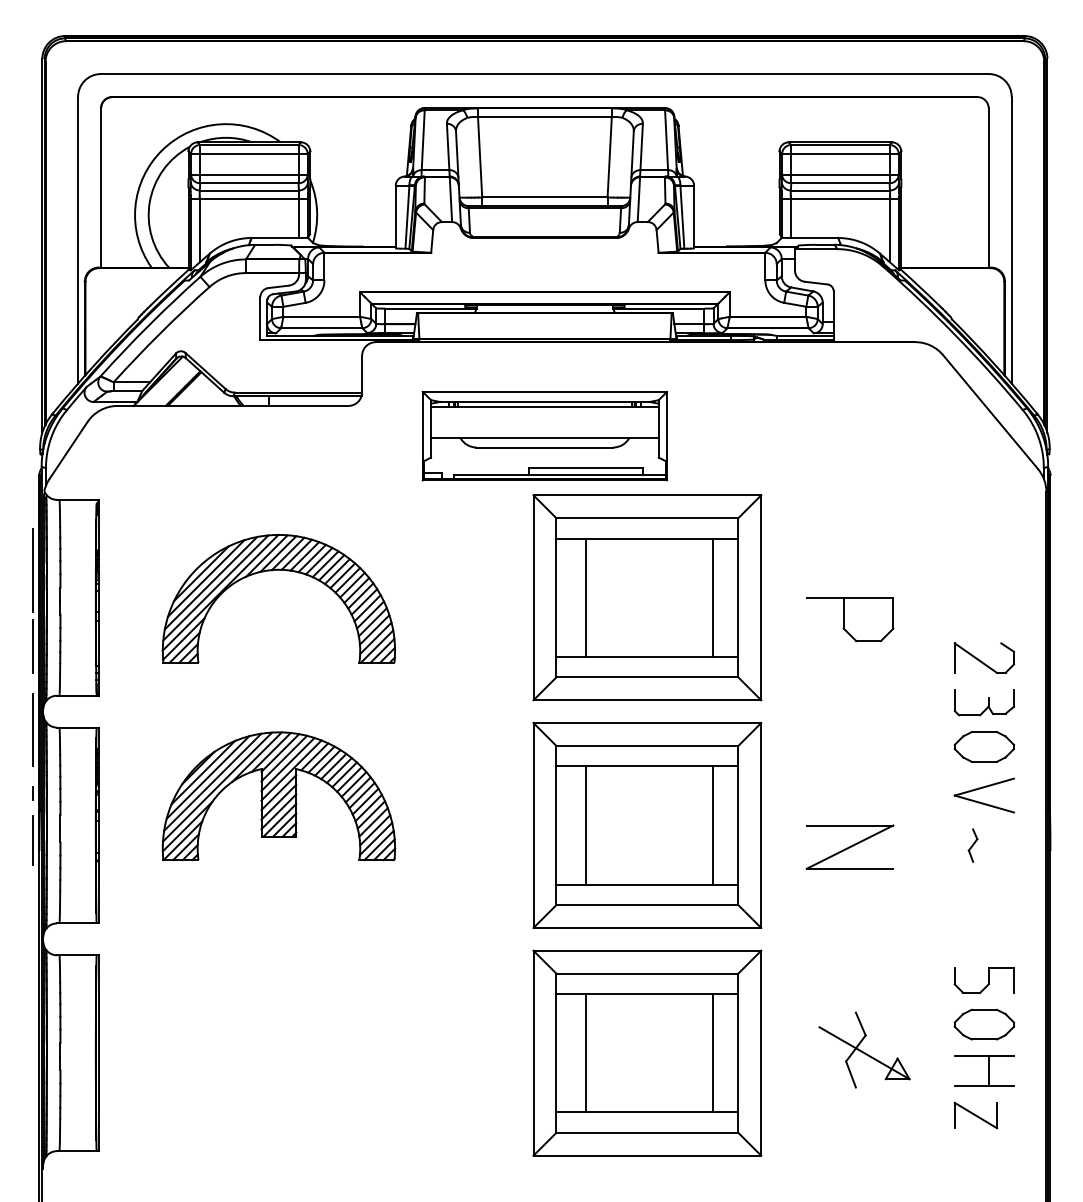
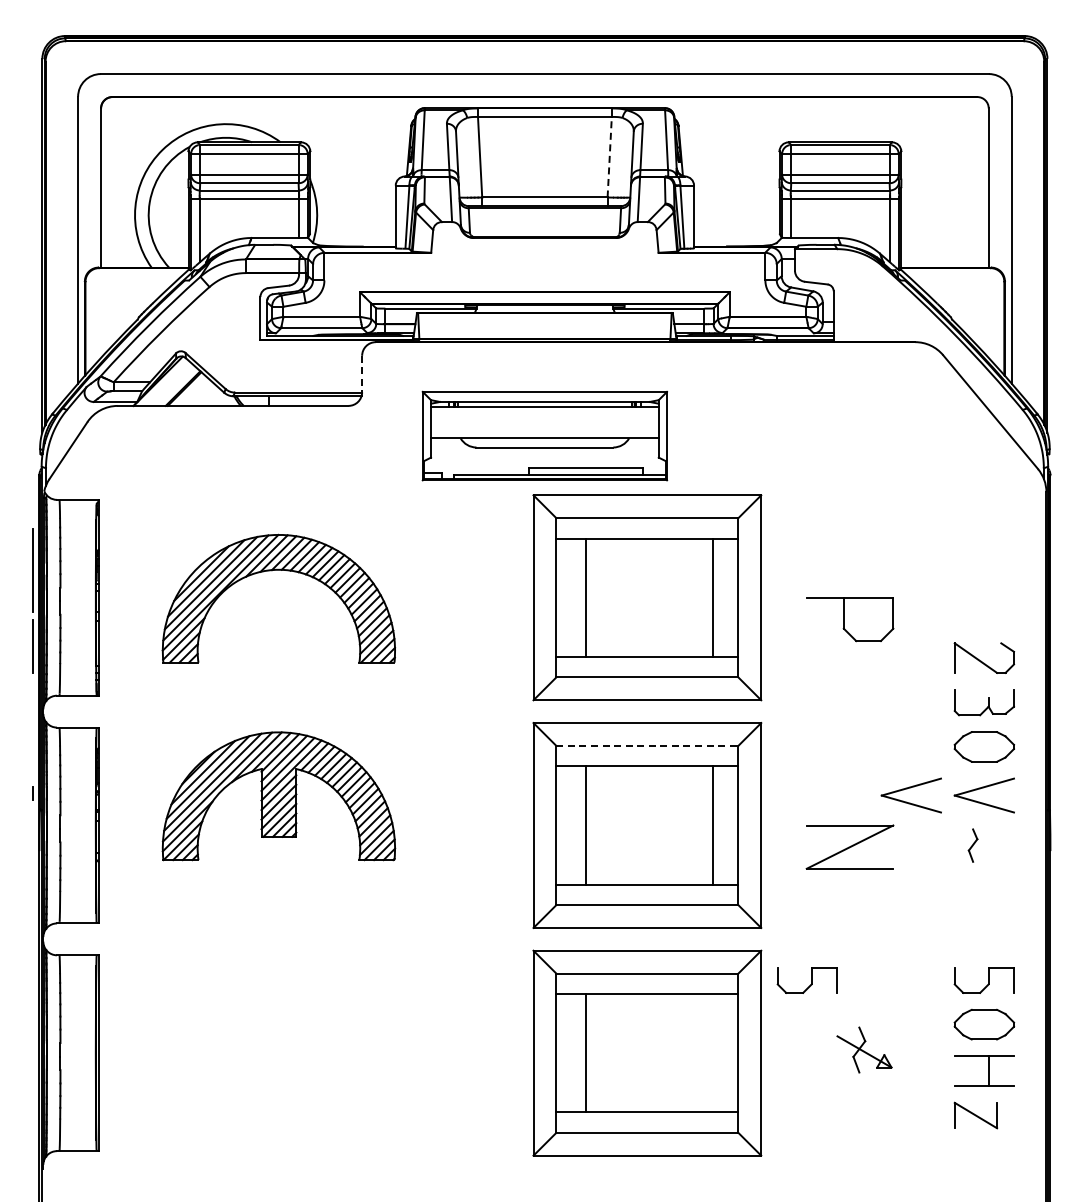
line: solid -> dashed (609, 156)
line: solid -> dashed (362, 374)
line: present -> none (32, 729)
line: solid -> dashed (647, 745)
part: none -> present (907, 789)
line: present -> none (32, 839)
part: none -> present (806, 980)
part size: 93x78 px -> 57x48 px (864, 1049)
line: present -> none (713, 1053)
